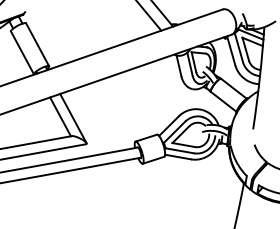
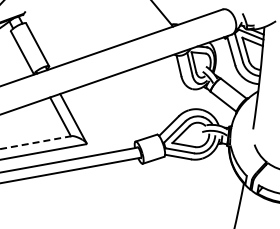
line: present -> none (149, 16)
line: solid -> dashed (36, 142)
